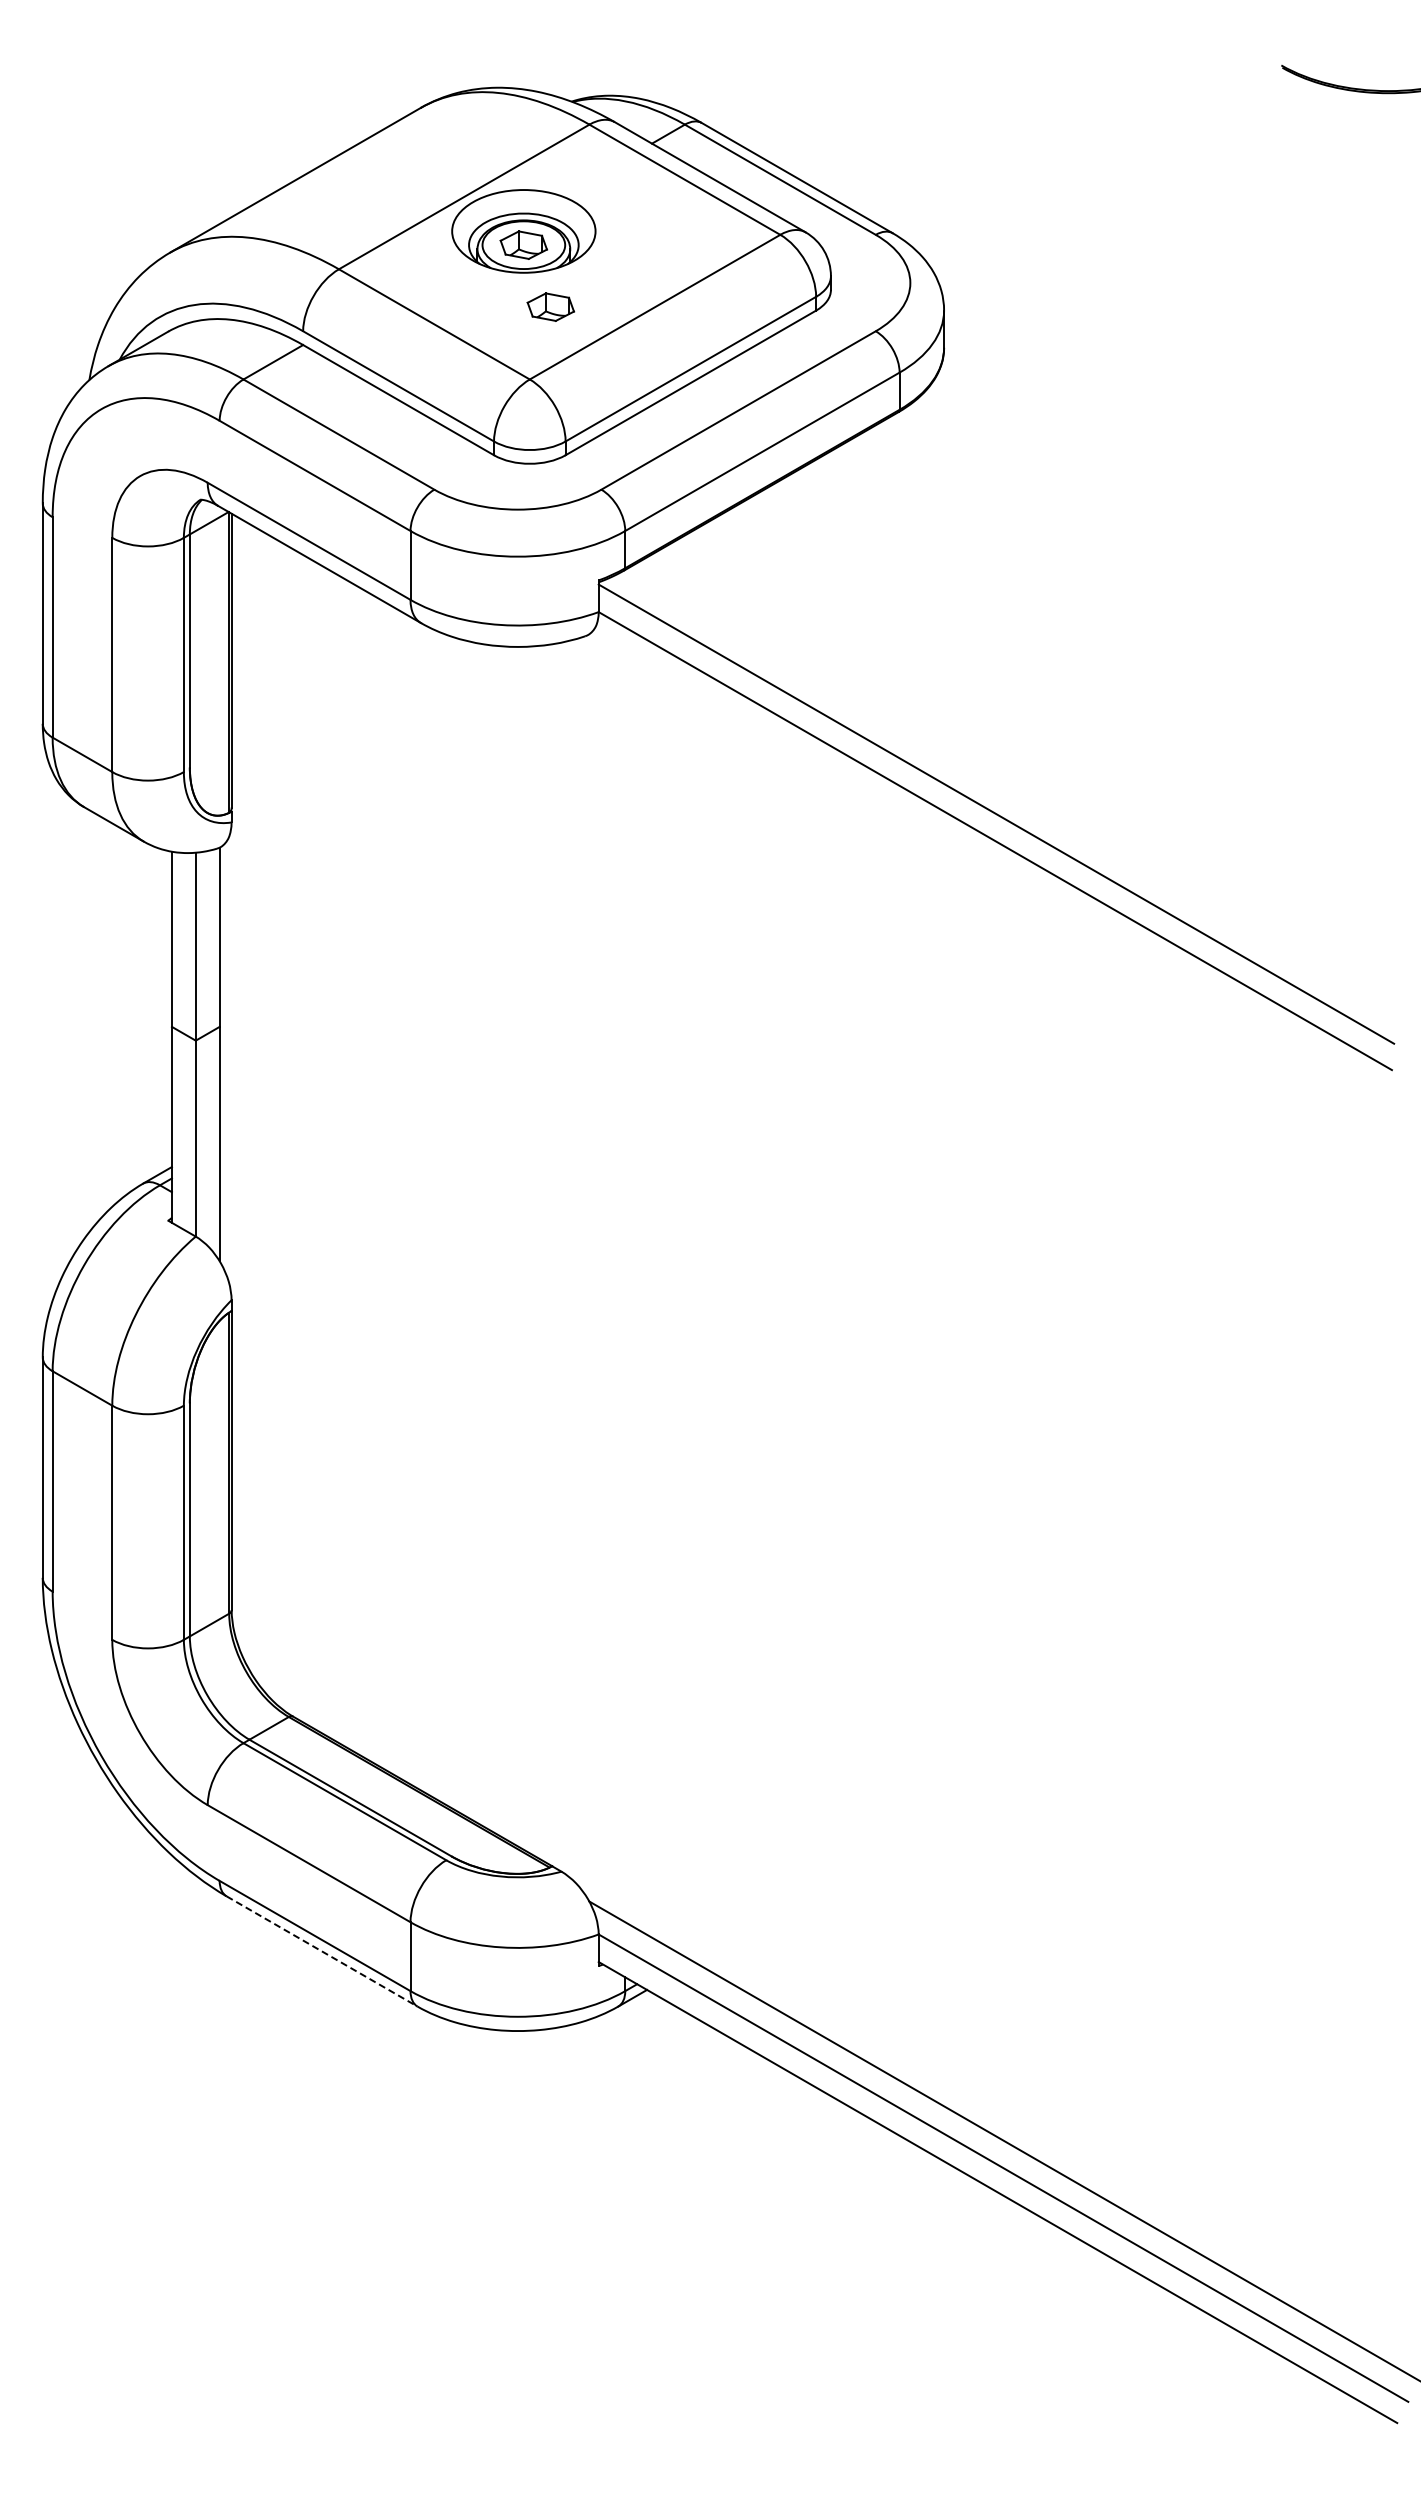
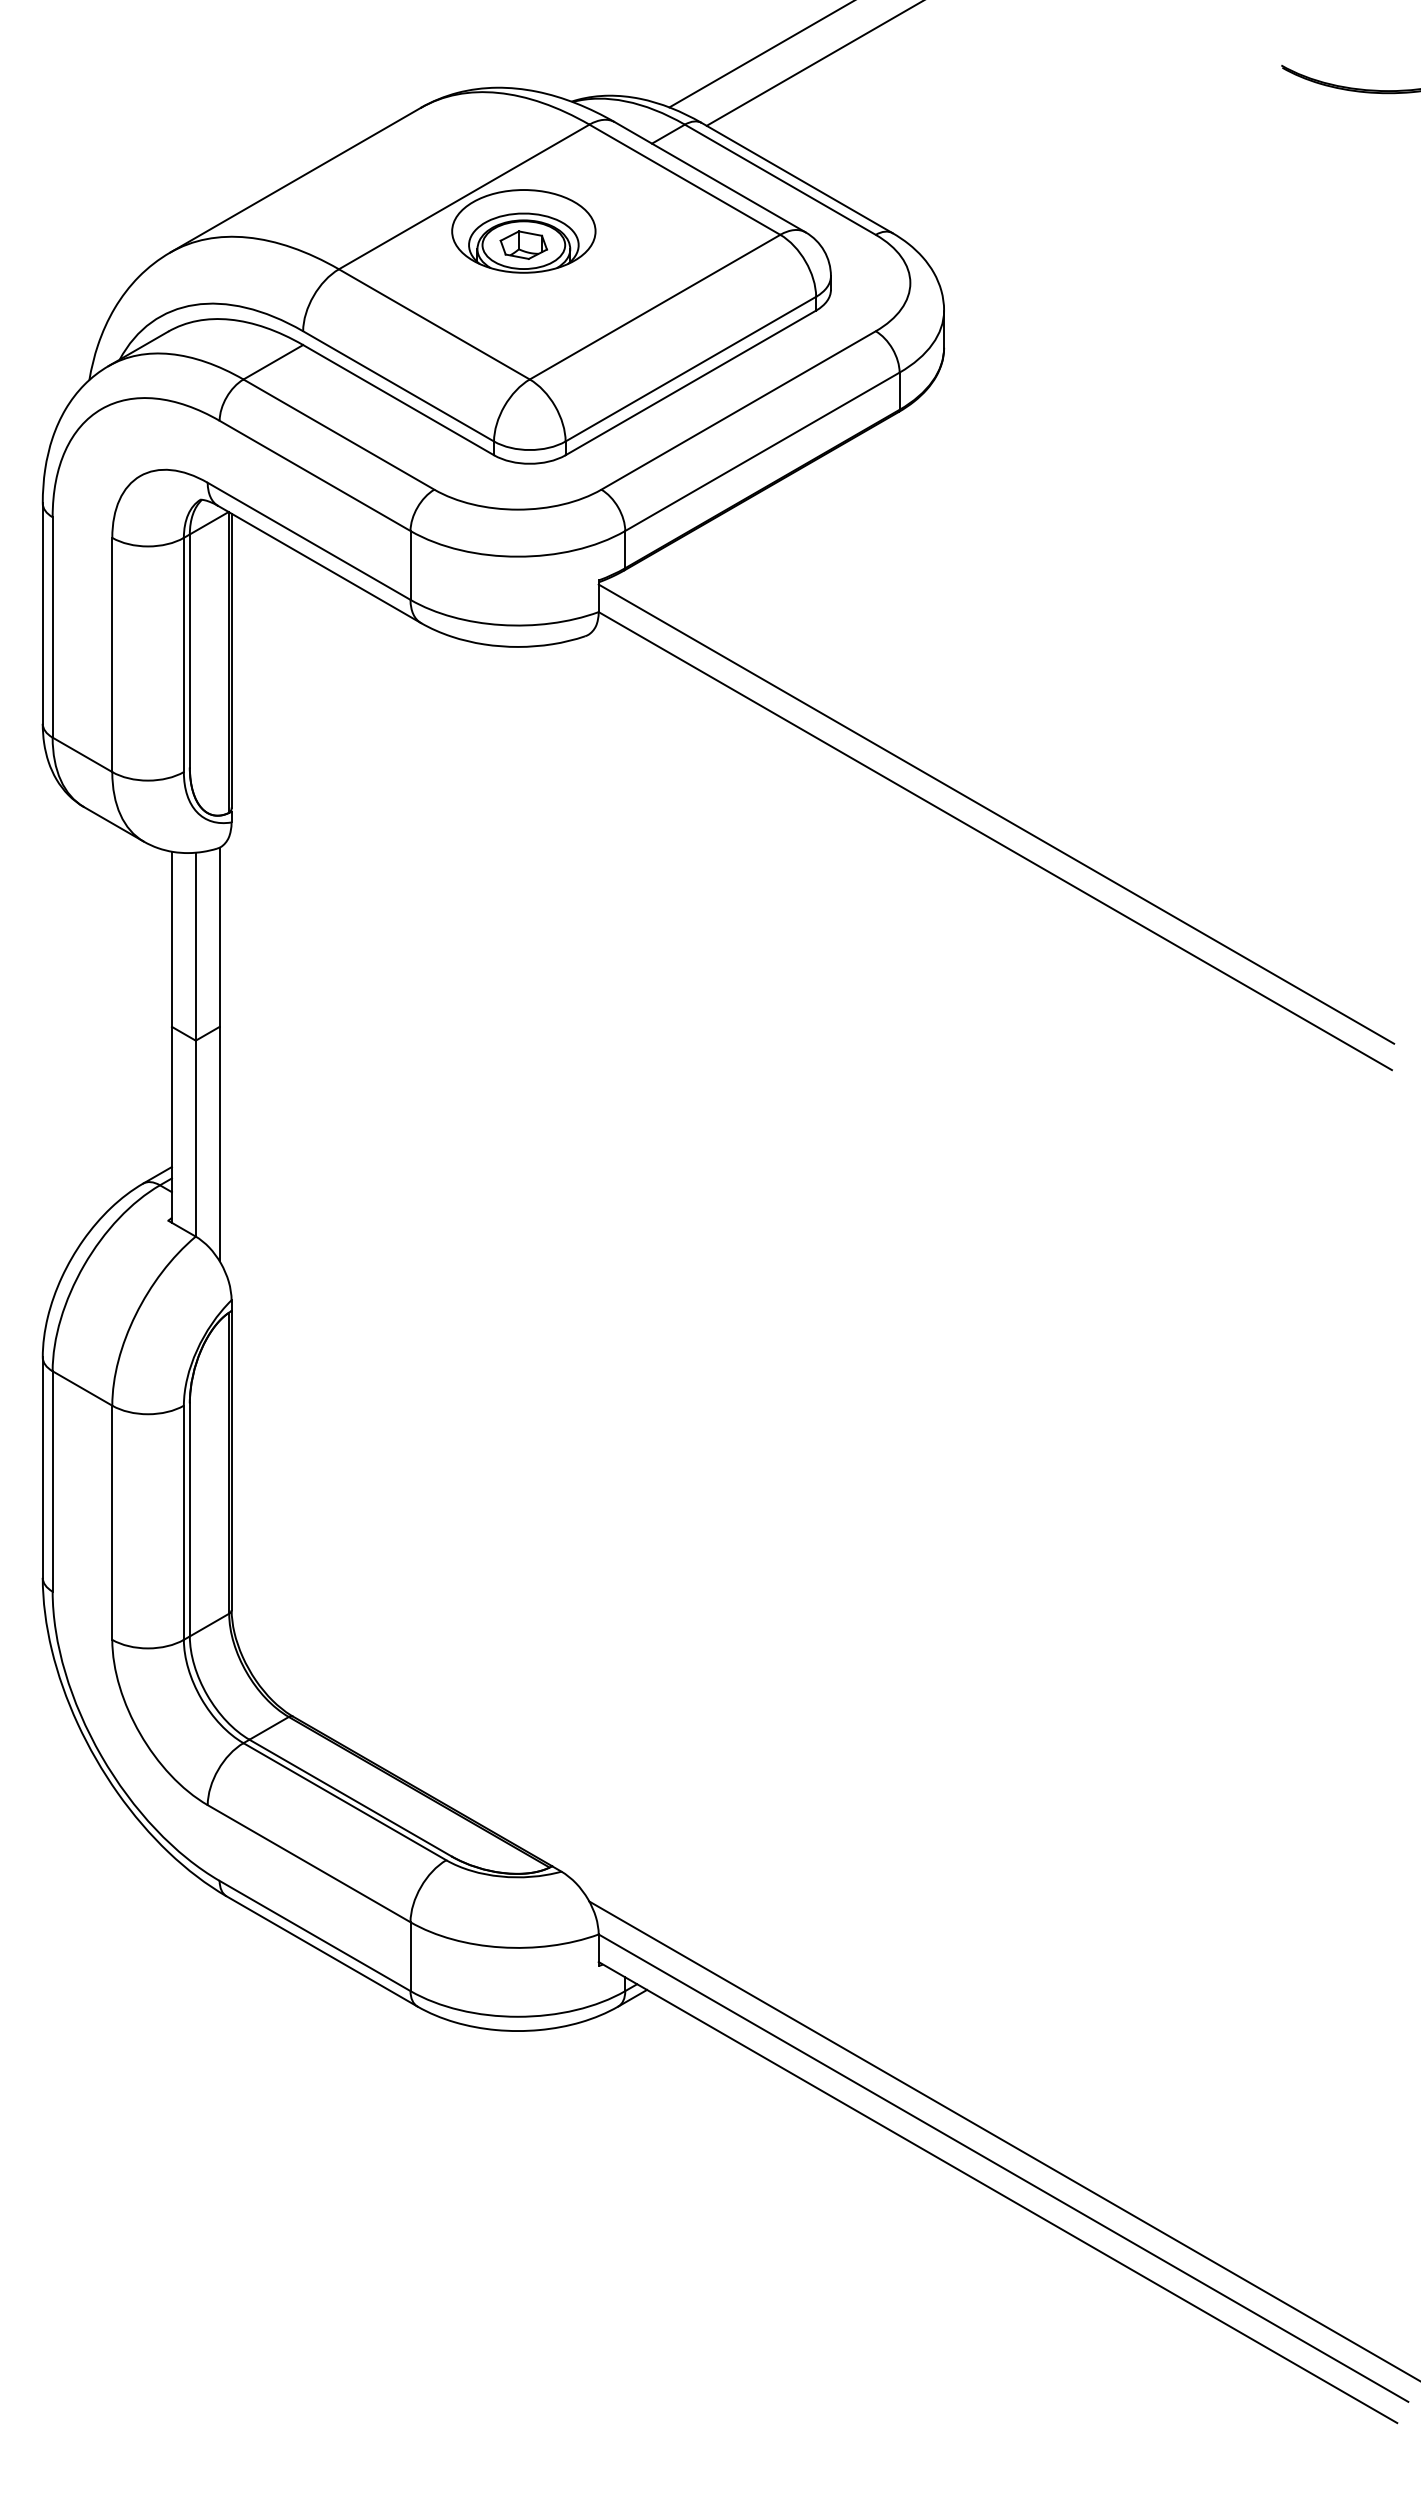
line: none -> present (760, 54)
line: none -> present (813, 63)
part: present -> none (550, 306)
line: dashed -> solid (322, 1951)
